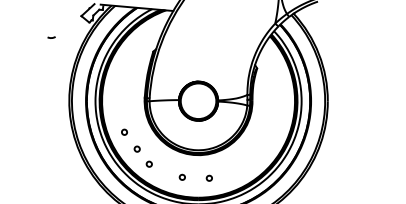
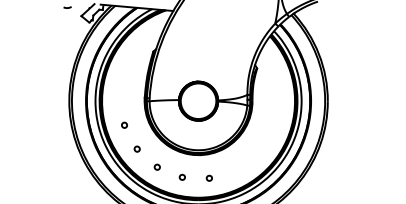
arc position: (51, 37) -> (67, 7) (67, 7)
part position: (124, 131) -> (124, 124) (124, 124)
part position: (148, 163) -> (156, 166) (156, 166)
